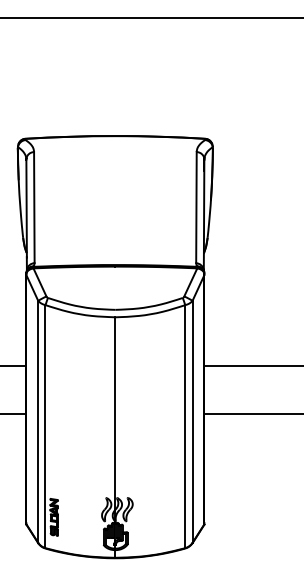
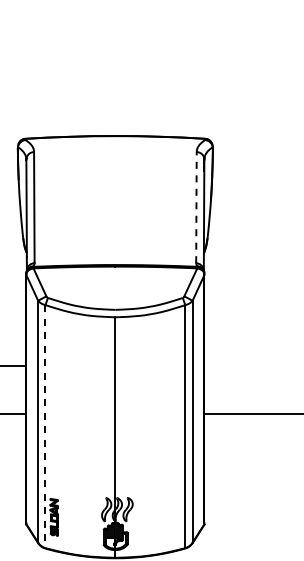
line: present -> none (151, 17)
line: solid -> dashed (196, 207)
line: present -> none (252, 365)
line: solid -> dashed (45, 426)
